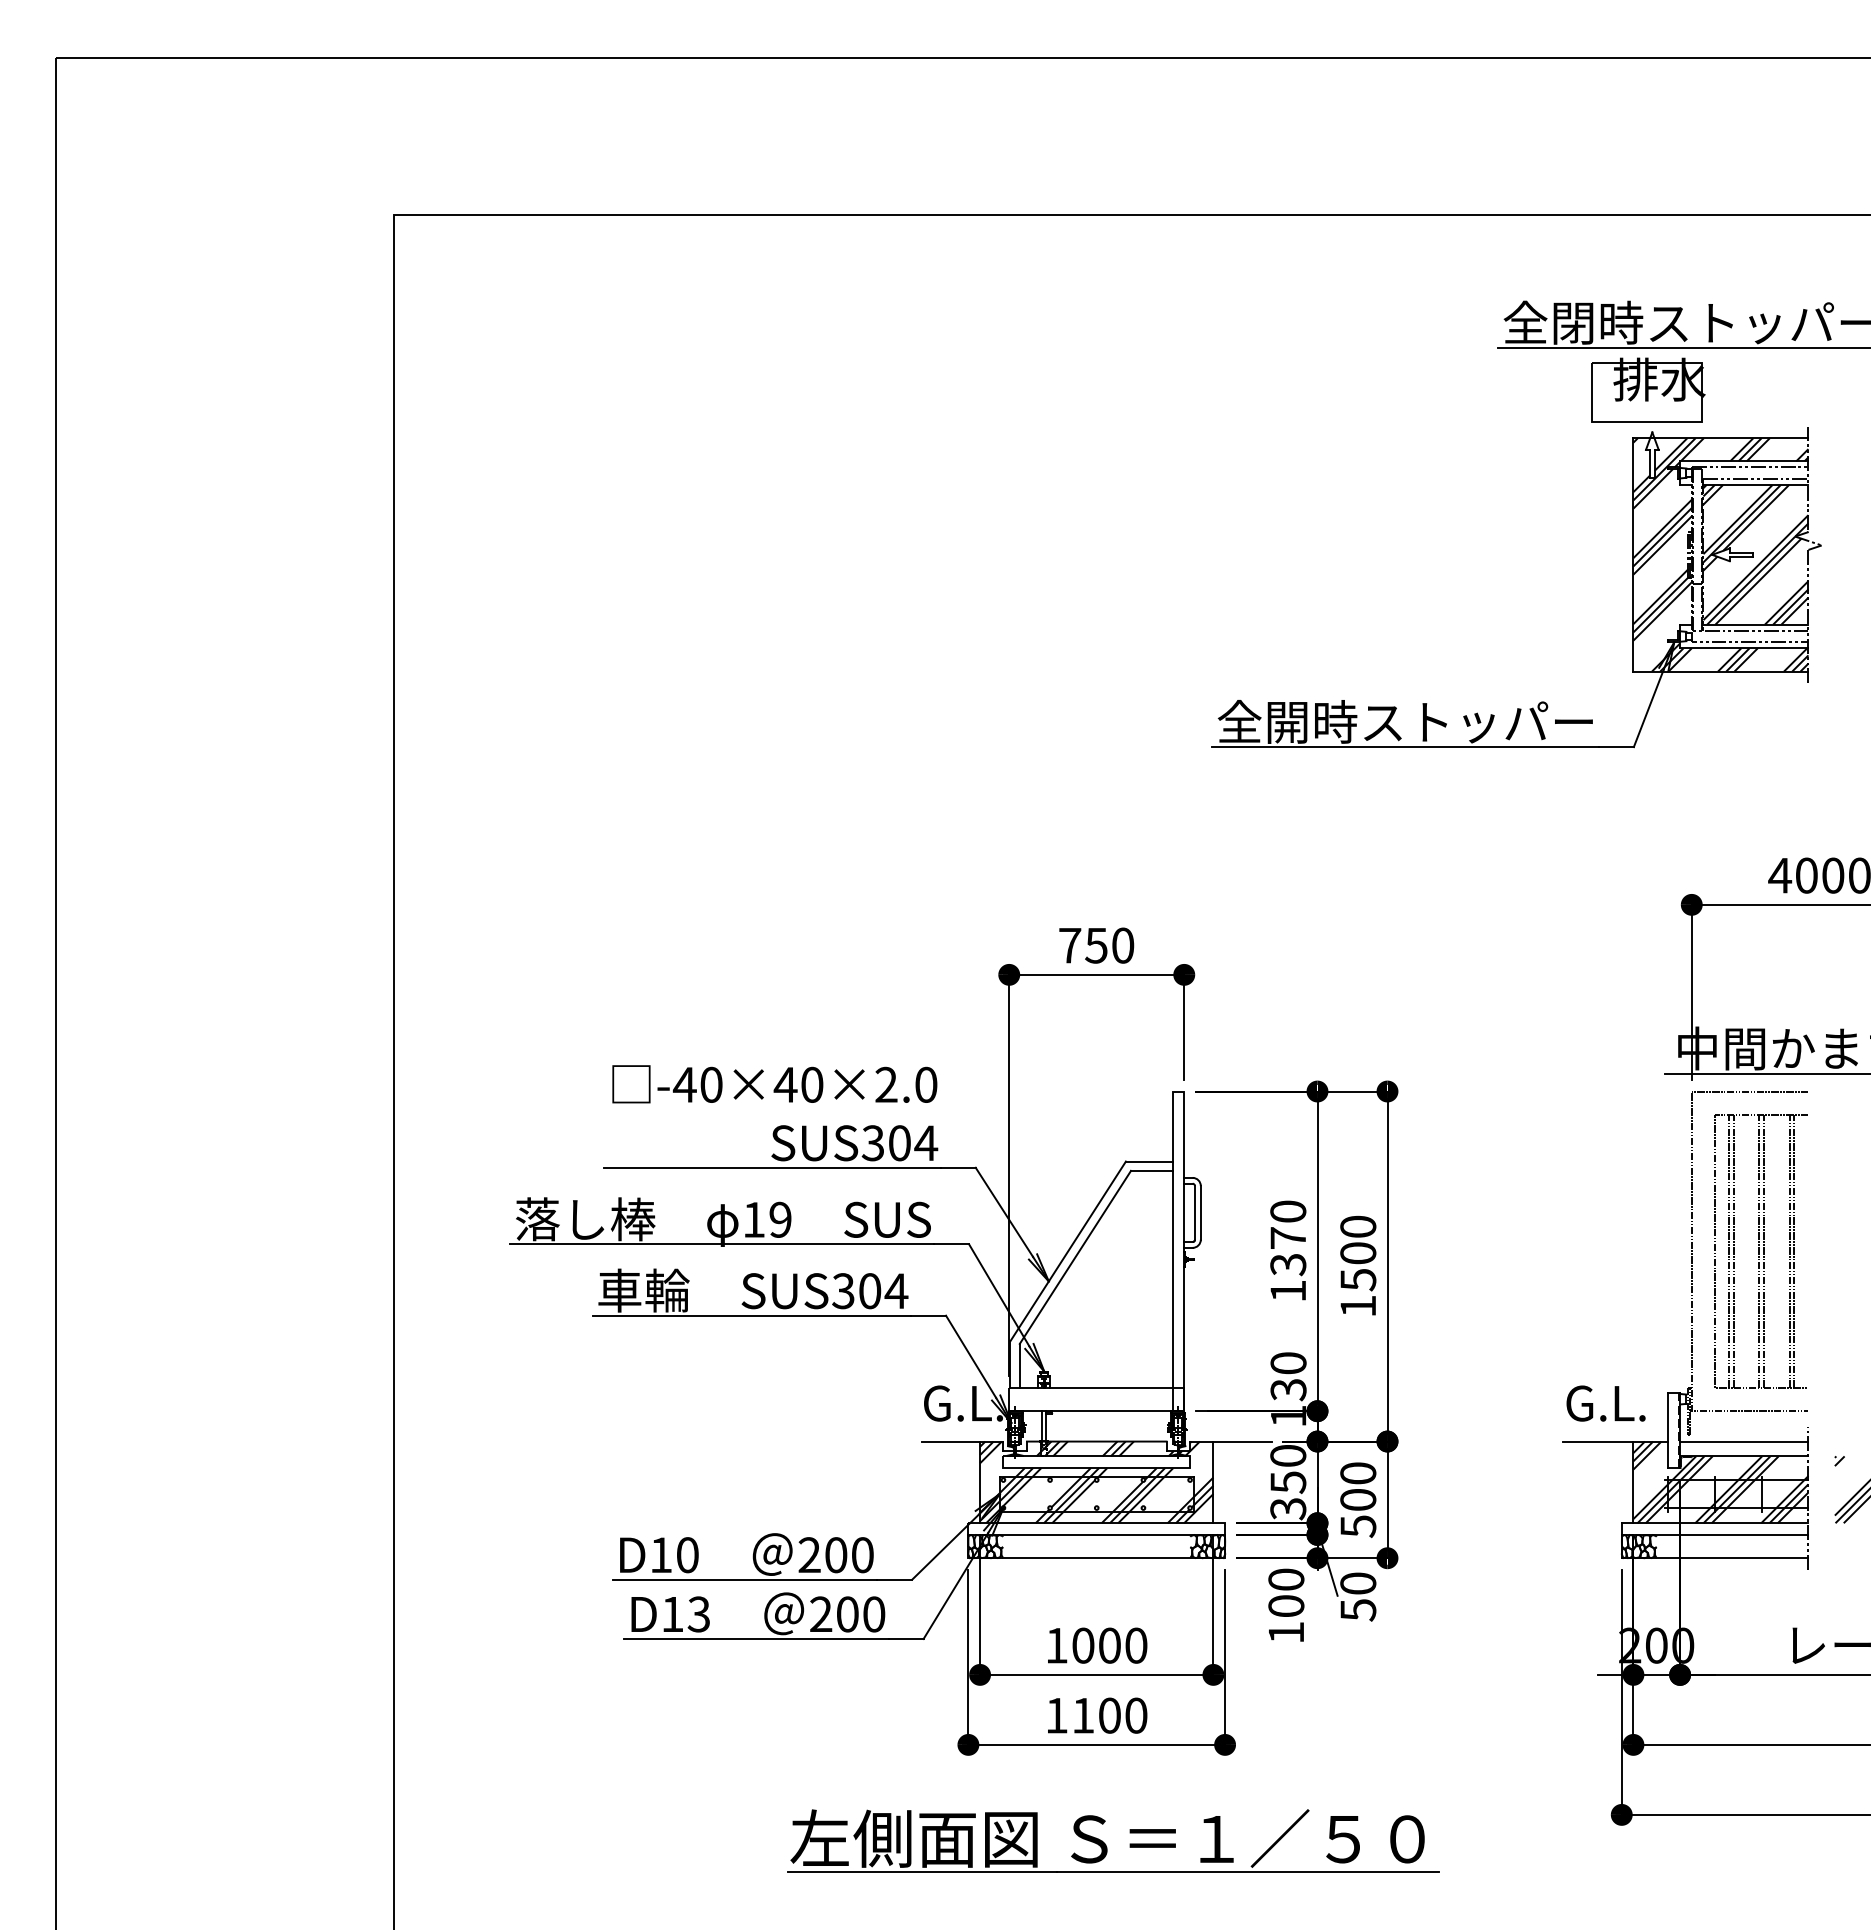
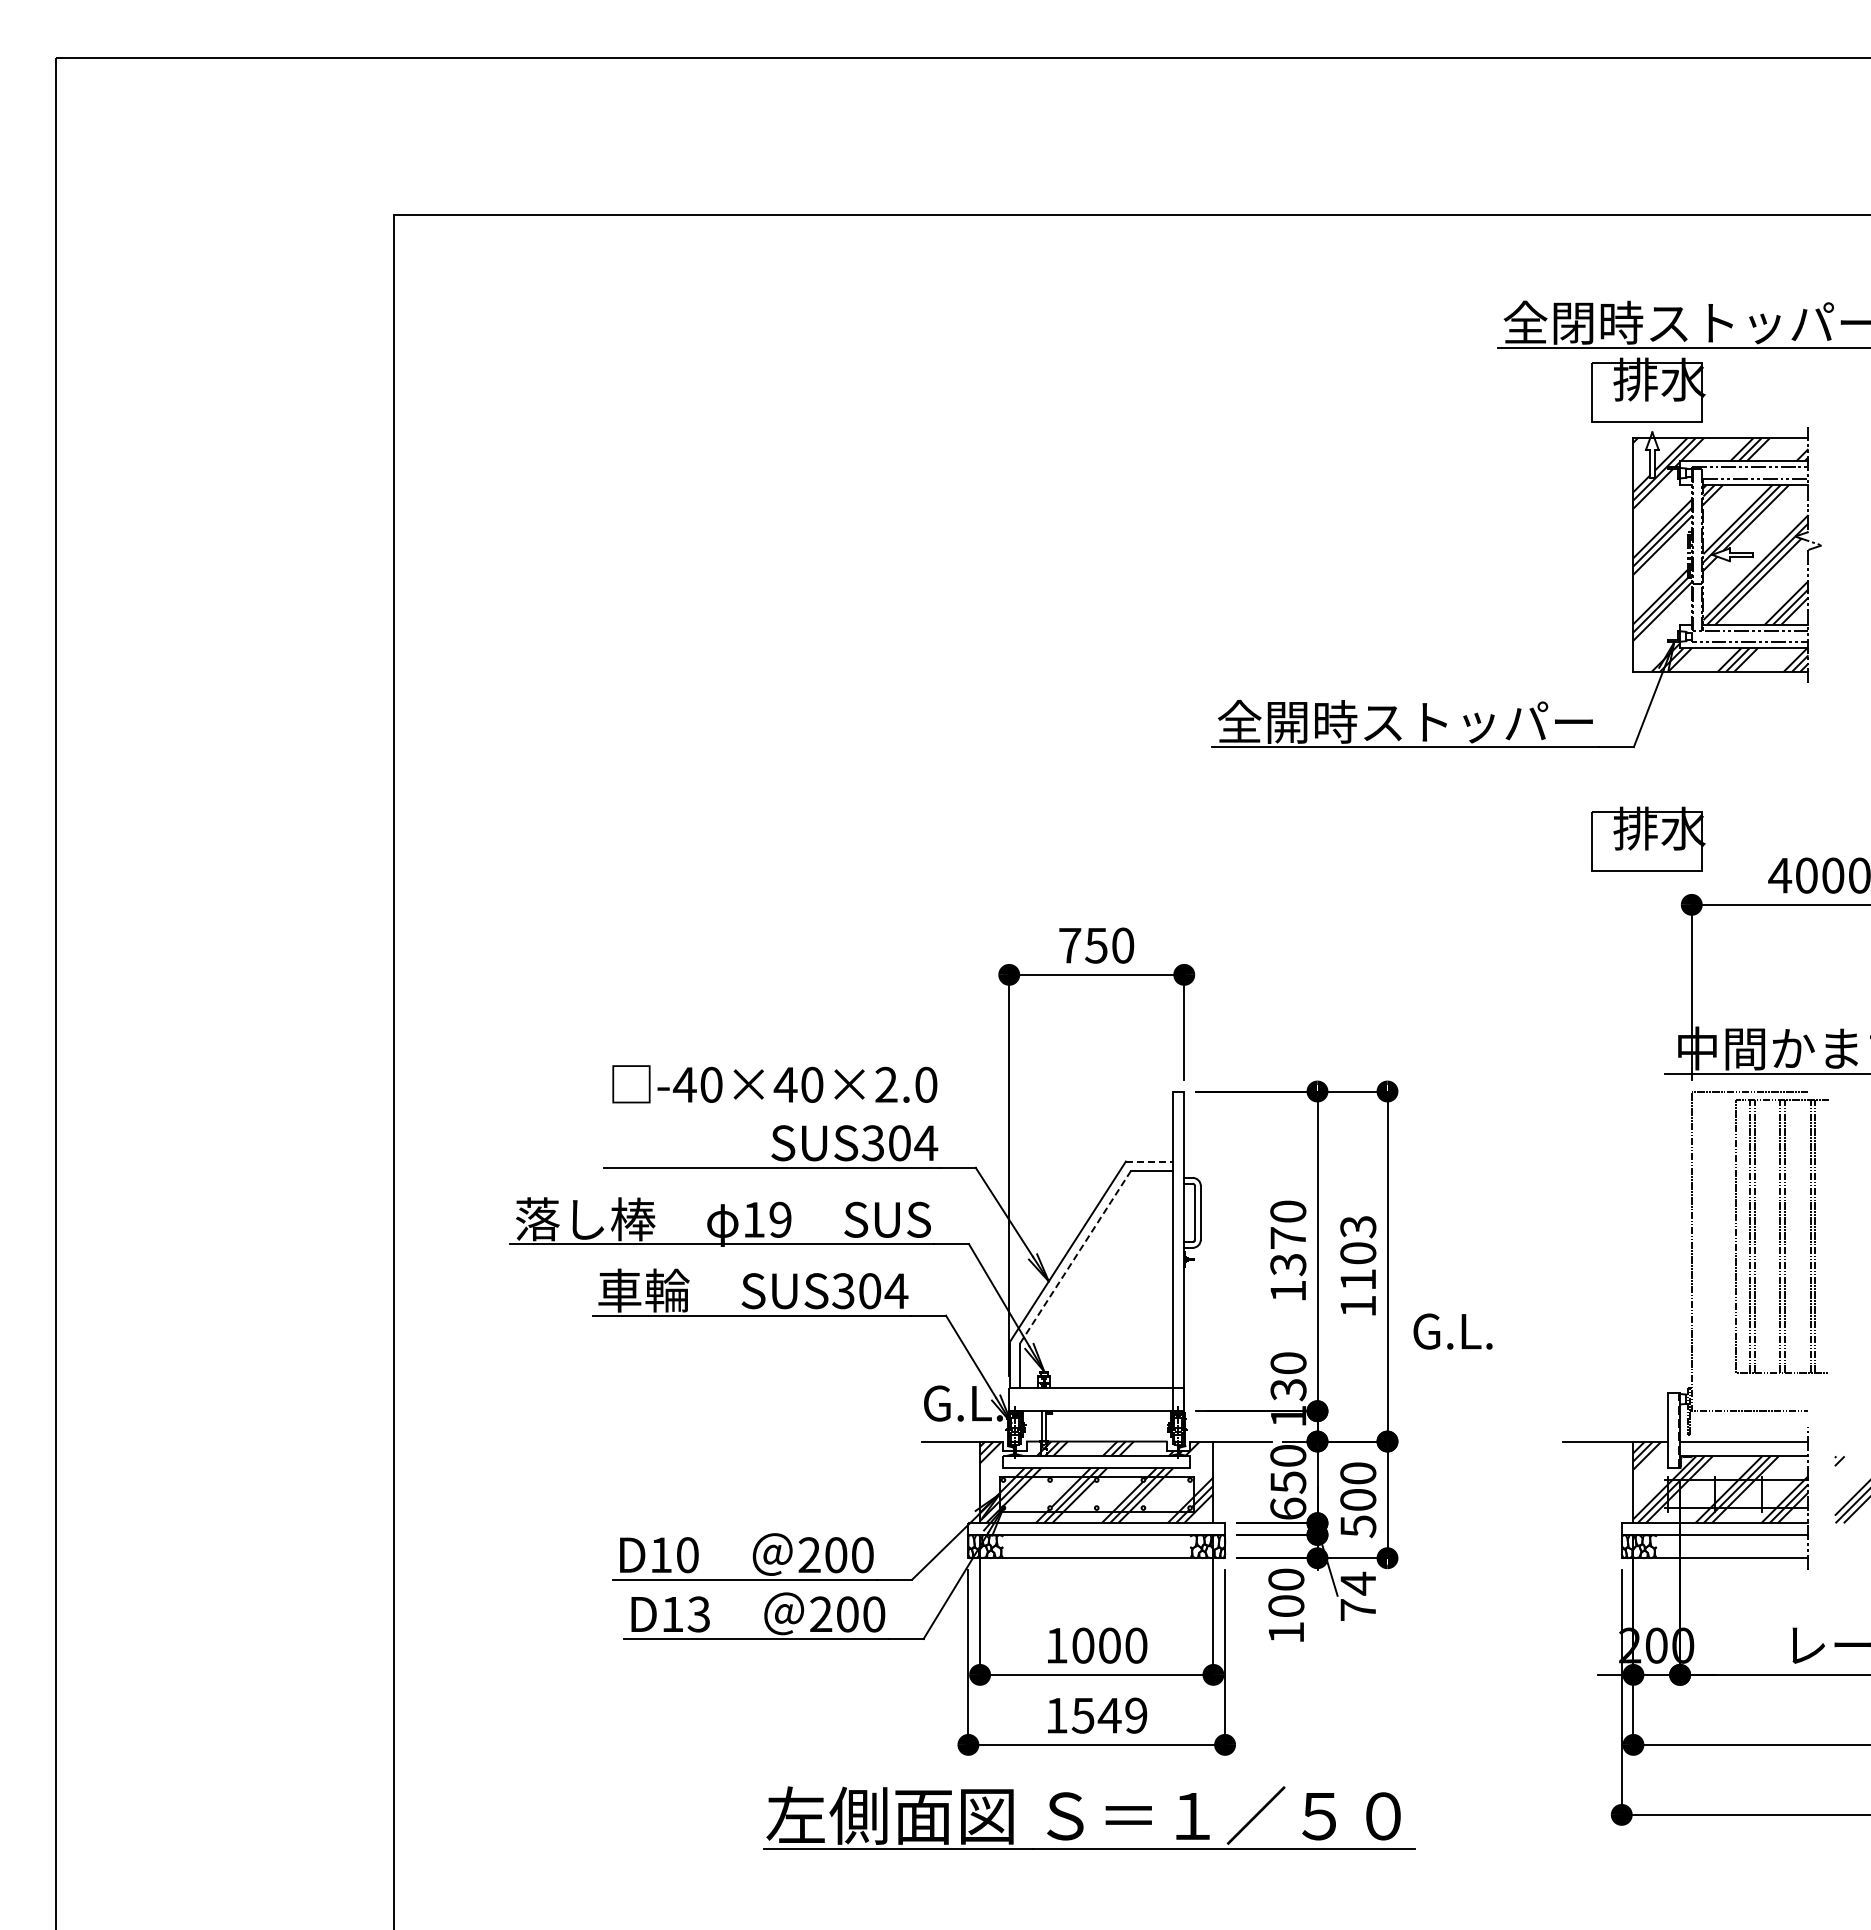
part: none -> present (1648, 838)
line: solid -> dashed (1149, 1161)
part position: (1760, 1251) -> (1781, 1236) (1781, 1236)
text: 1500 -> 1103 (1358, 1253)
line: solid -> dashed (1075, 1257)
text position: (1605, 1403) -> (1452, 1331) (1452, 1331)
text: 350 -> 650 (1288, 1508)
text: 50 -> 74 (1358, 1596)
text: 1100 -> 1549 (1109, 1715)
part position: (1106, 1844) -> (1082, 1821) (1082, 1821)
